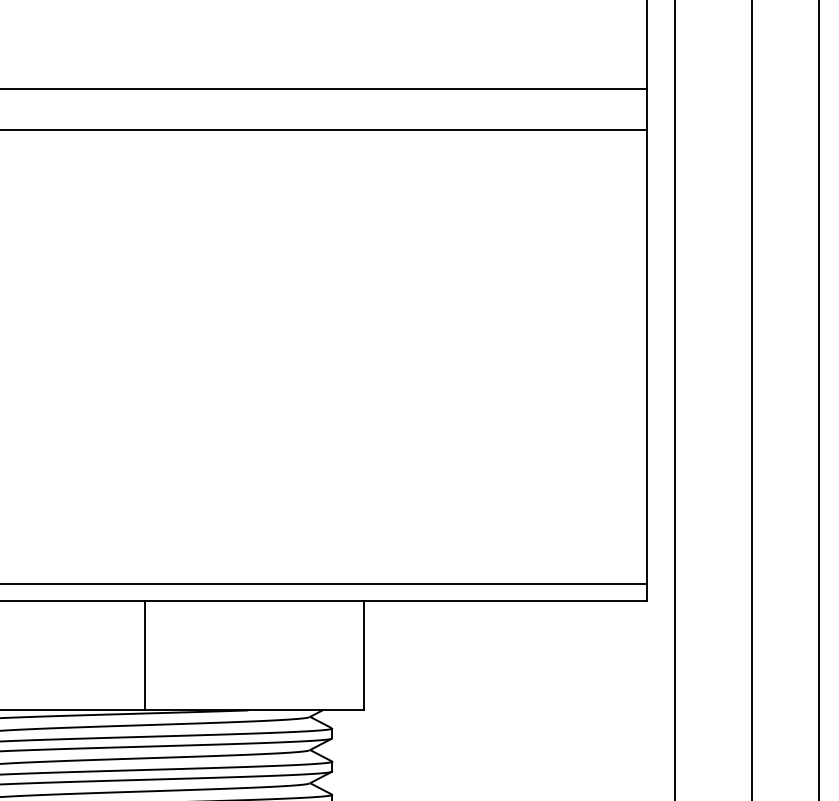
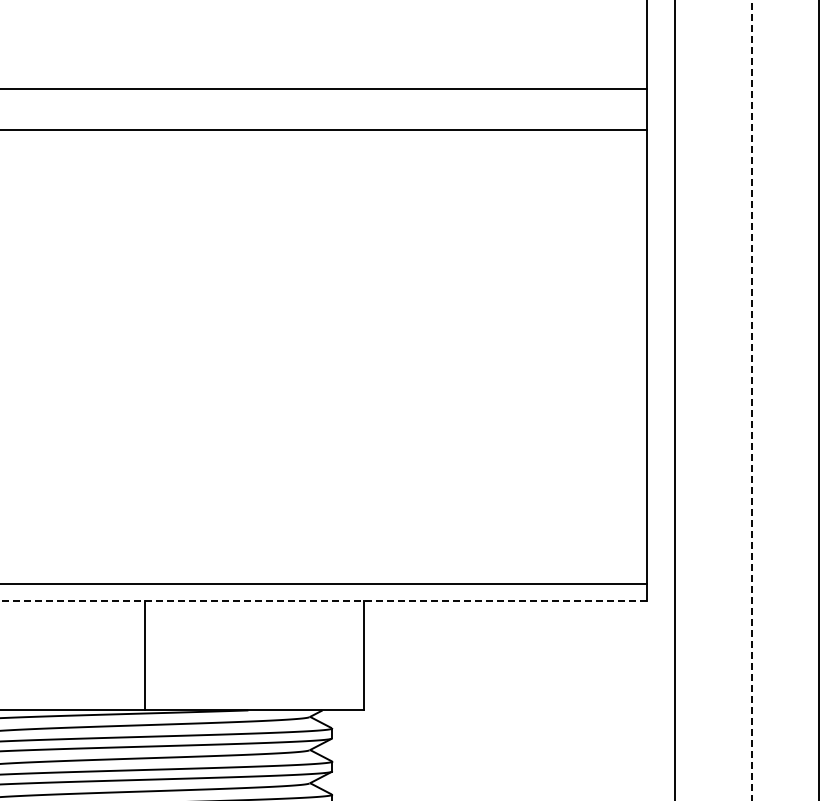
line: solid -> dashed (751, 400)
line: solid -> dashed (323, 600)
